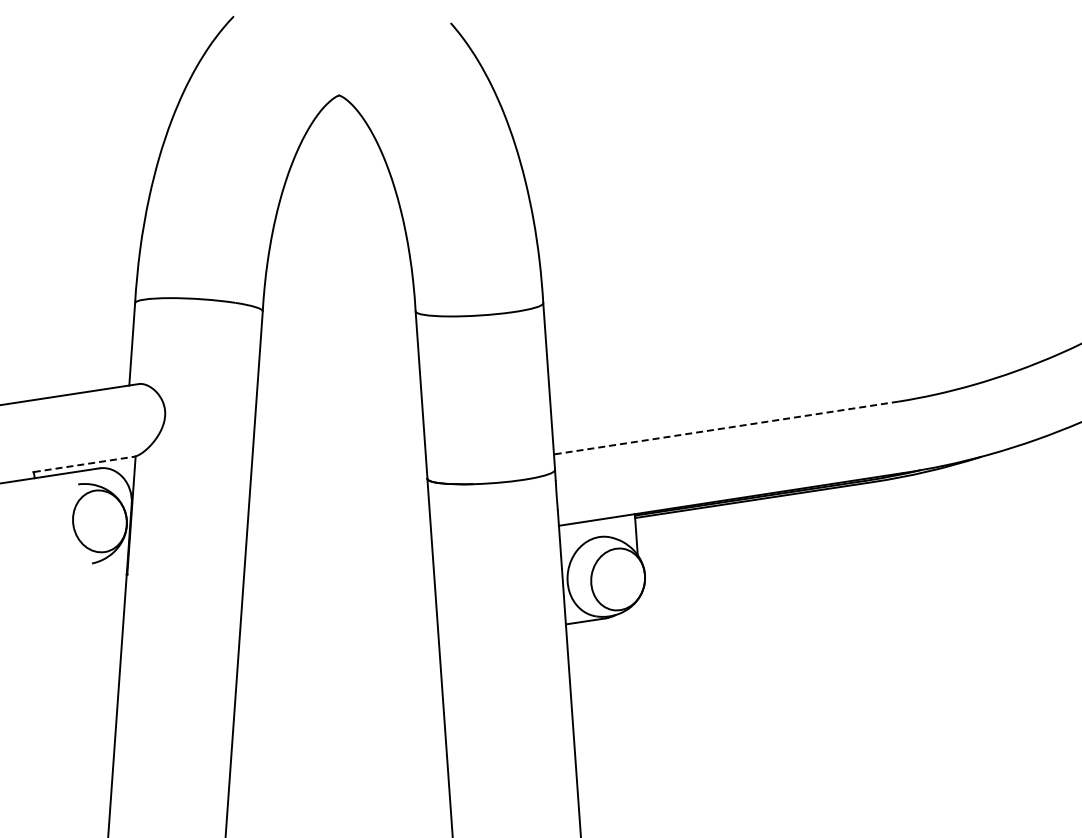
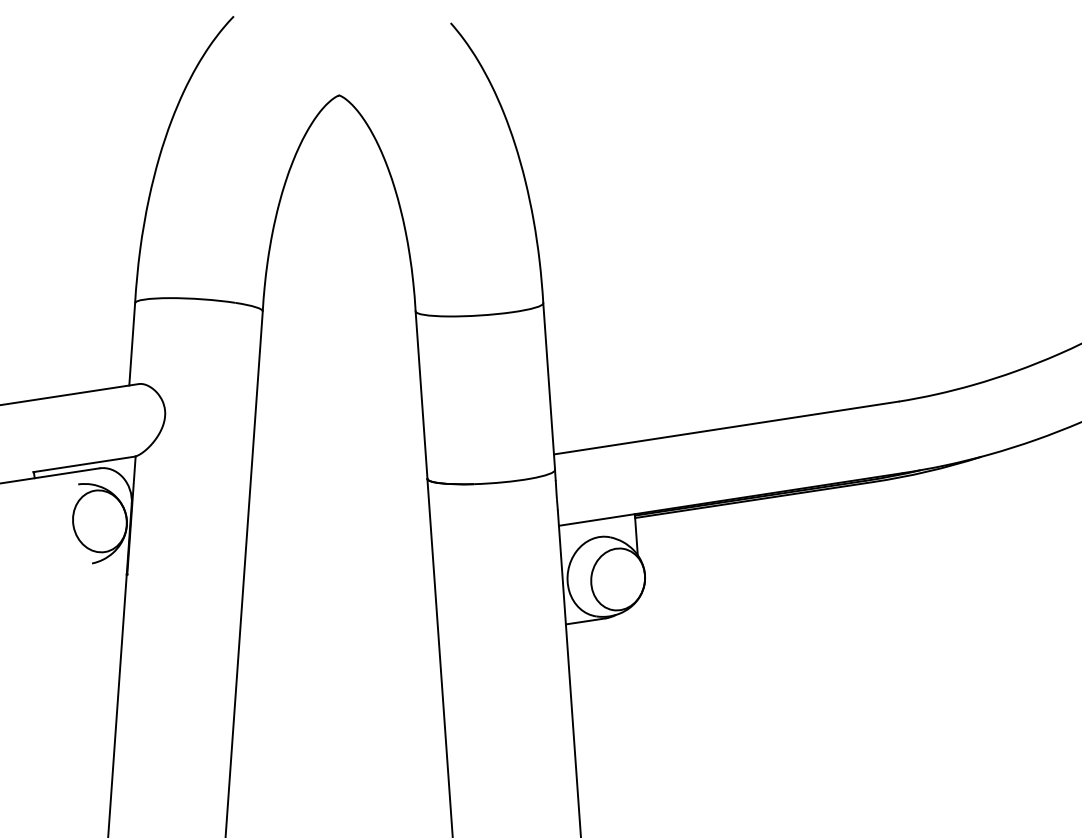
line: dashed -> solid (725, 428)
line: dashed -> solid (84, 464)
